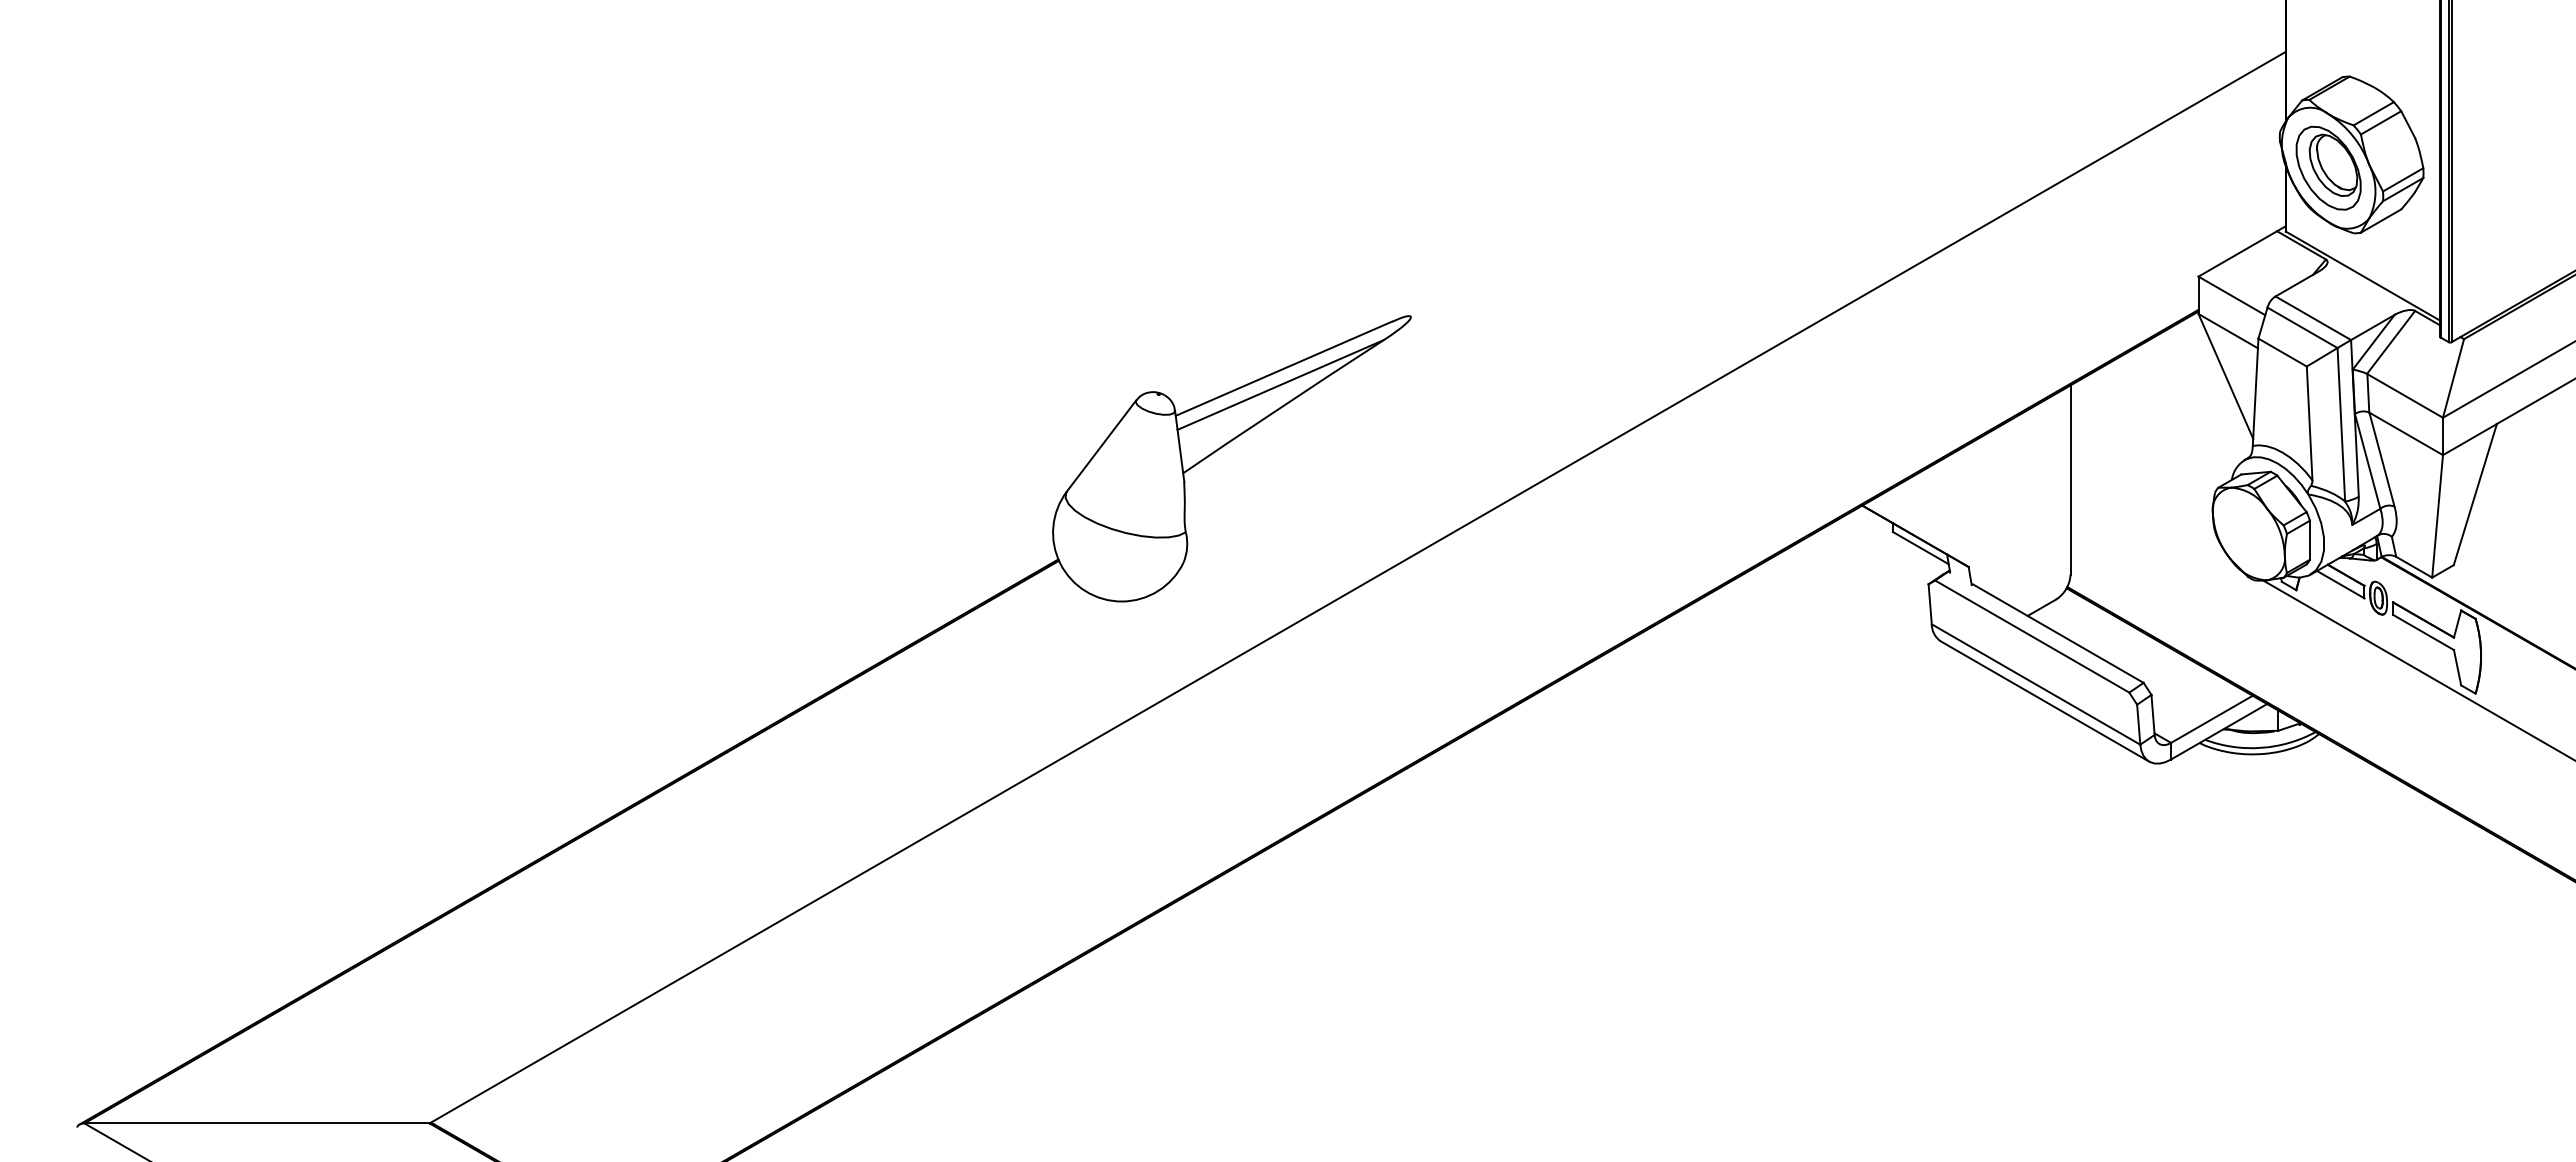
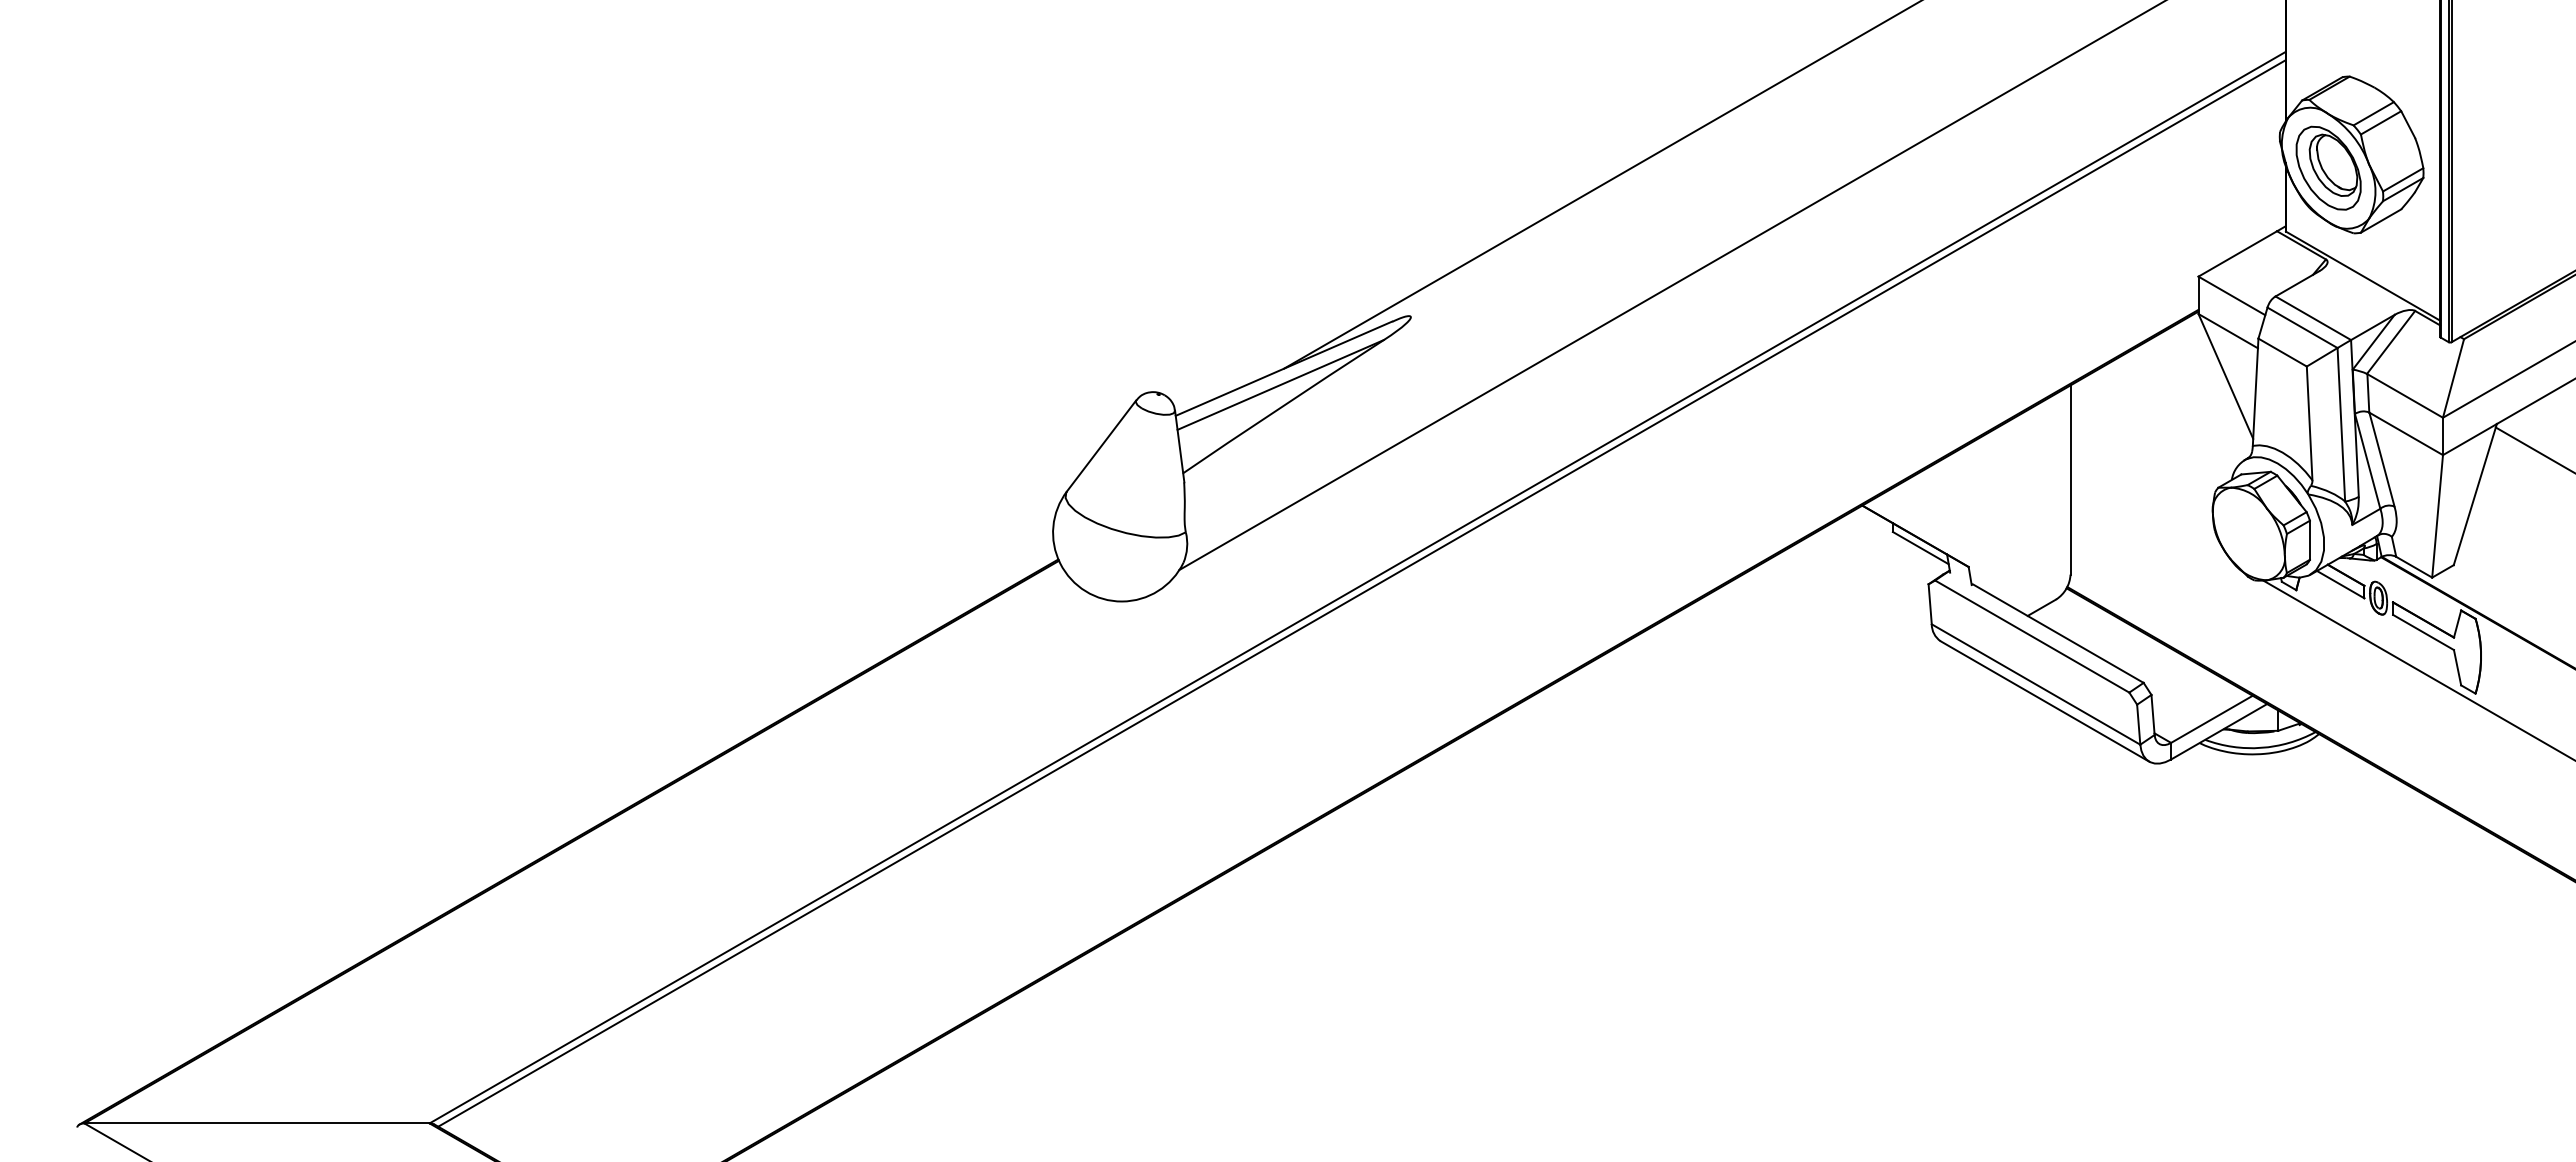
line: none -> present (1601, 185)
line: none -> present (1670, 285)
line: none -> present (2533, 449)
line: none -> present (1361, 593)
